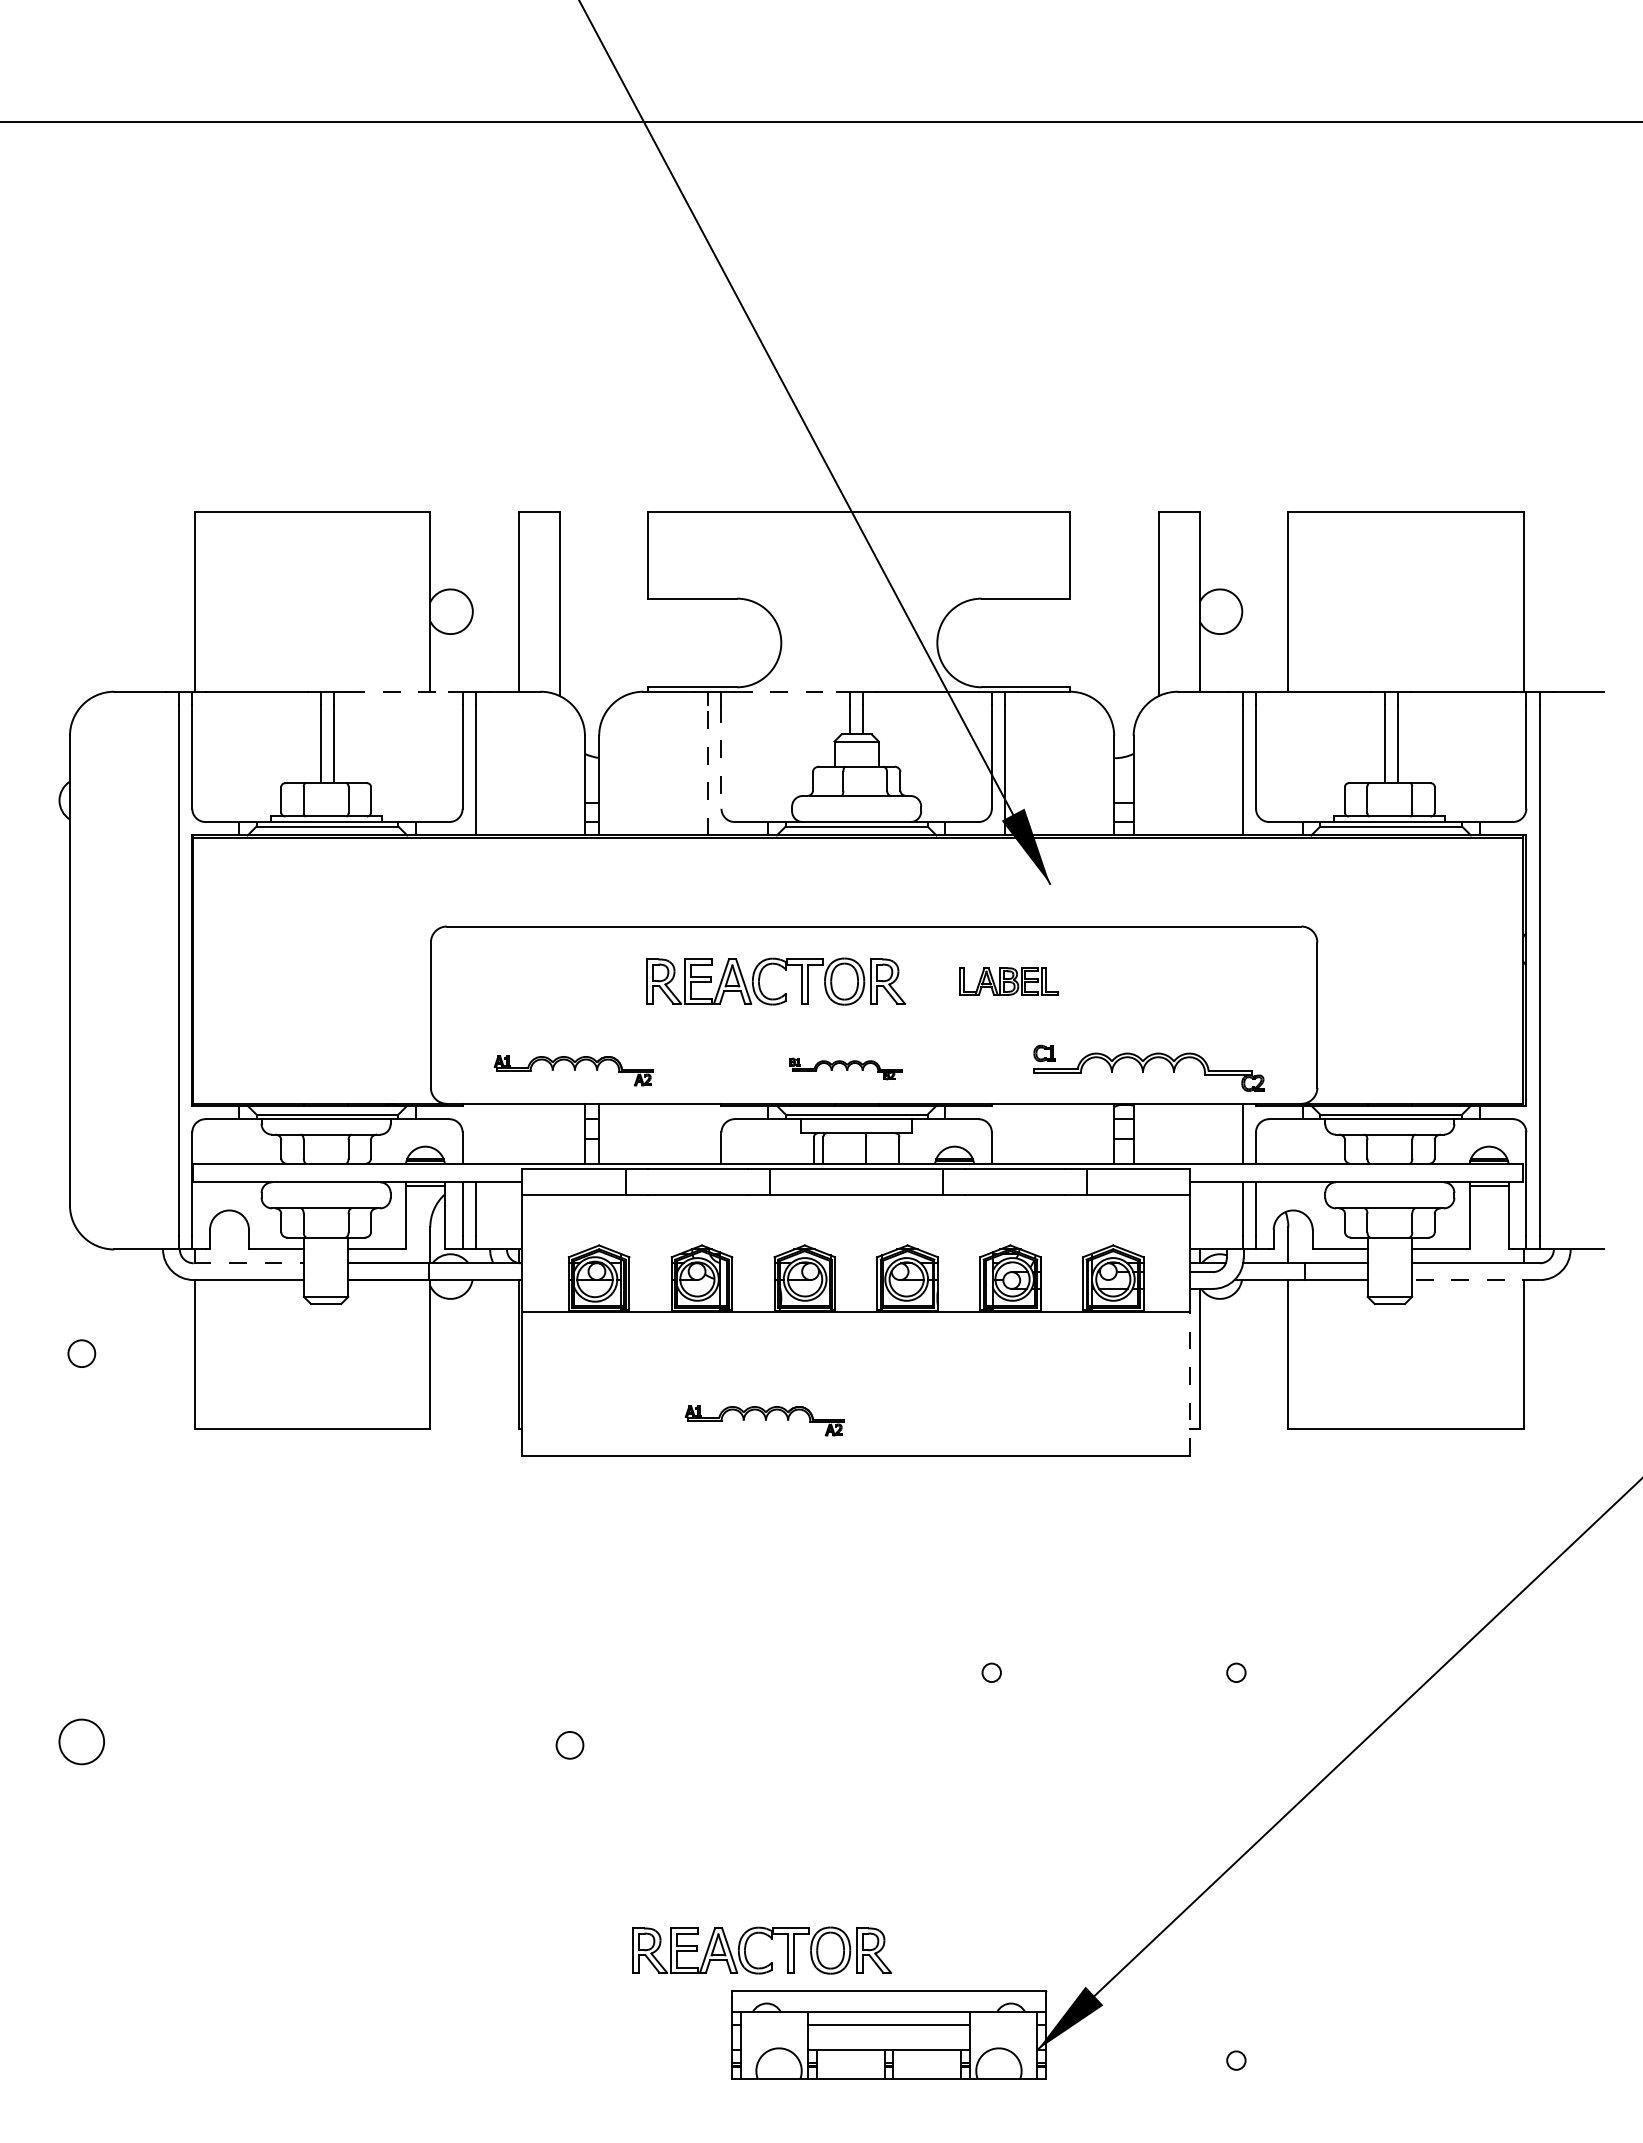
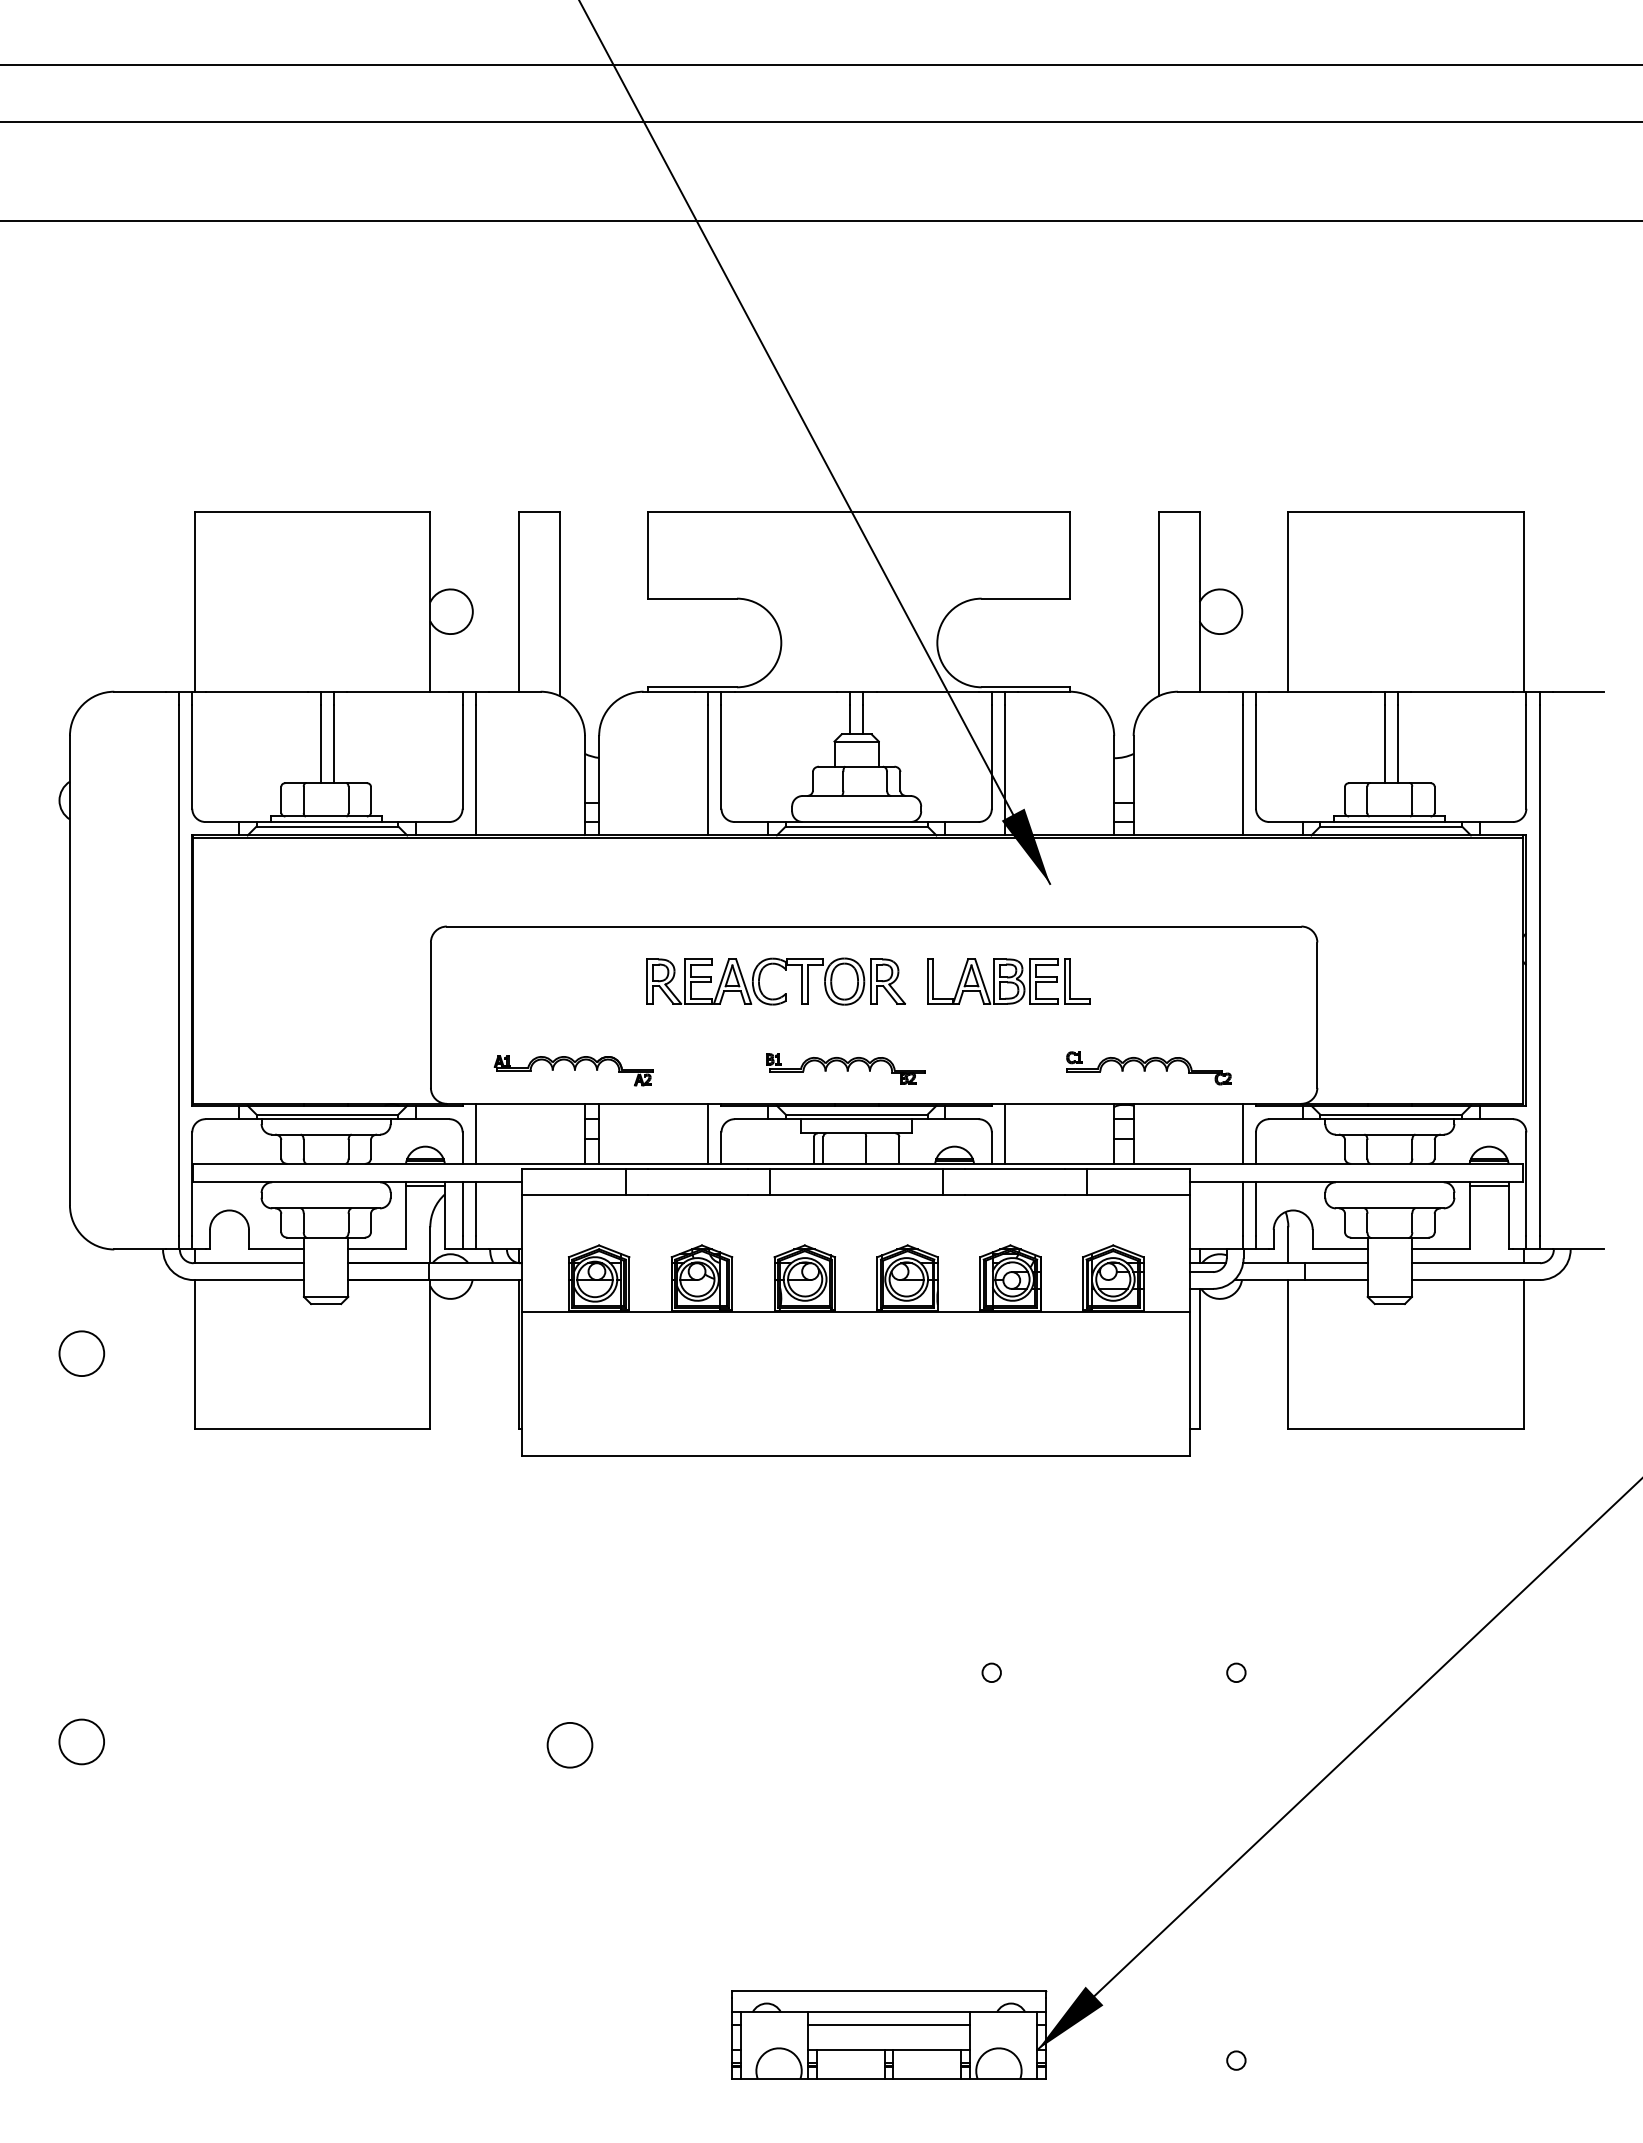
line: none -> present (820, 65)
line: none -> present (820, 221)
line: dashed -> solid (398, 691)
line: dashed -> solid (785, 691)
line: dashed -> solid (721, 756)
line: dashed -> solid (708, 769)
part size: 100x29 px -> 164x47 px (1008, 981)
part size: 232x48 px -> 166x35 px (1148, 1068)
part size: 114x24 px -> 160x32 px (845, 1068)
line: none -> present (475, 1133)
line: none -> present (708, 1133)
line: none -> present (1005, 1133)
line: dashed -> solid (249, 1263)
line: dashed -> solid (1475, 1280)
circle diameter: 27 px -> 45 px (81, 1353)
line: dashed -> solid (1190, 1384)
part: present -> none (764, 1420)
circle size: 30x29 px -> 48x47 px (569, 1745)
part: present -> none (771, 1939)
